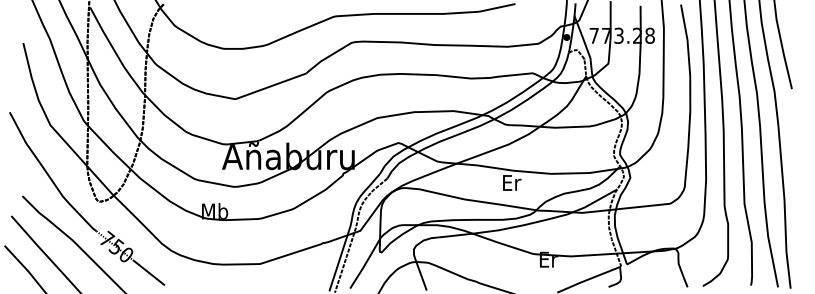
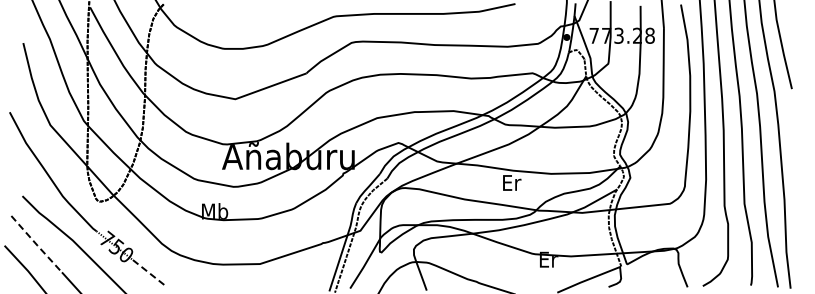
line: solid -> dashed (37, 245)
line: solid -> dashed (149, 273)
